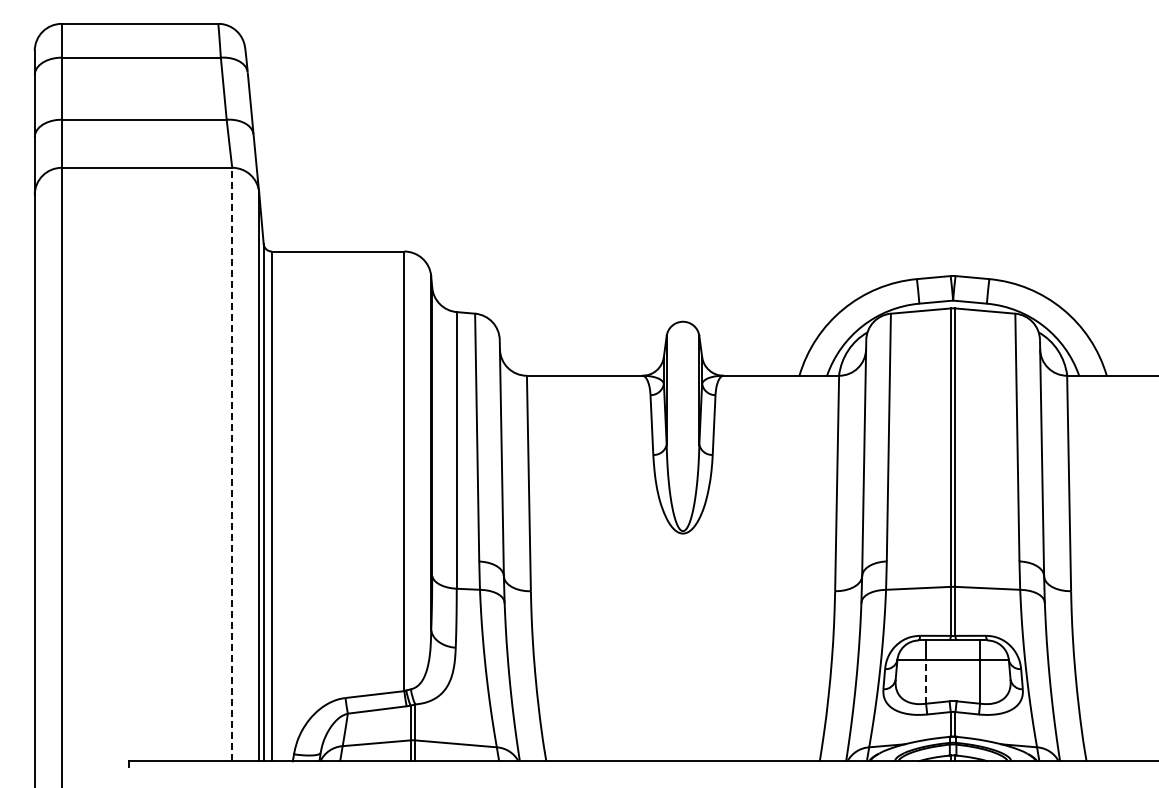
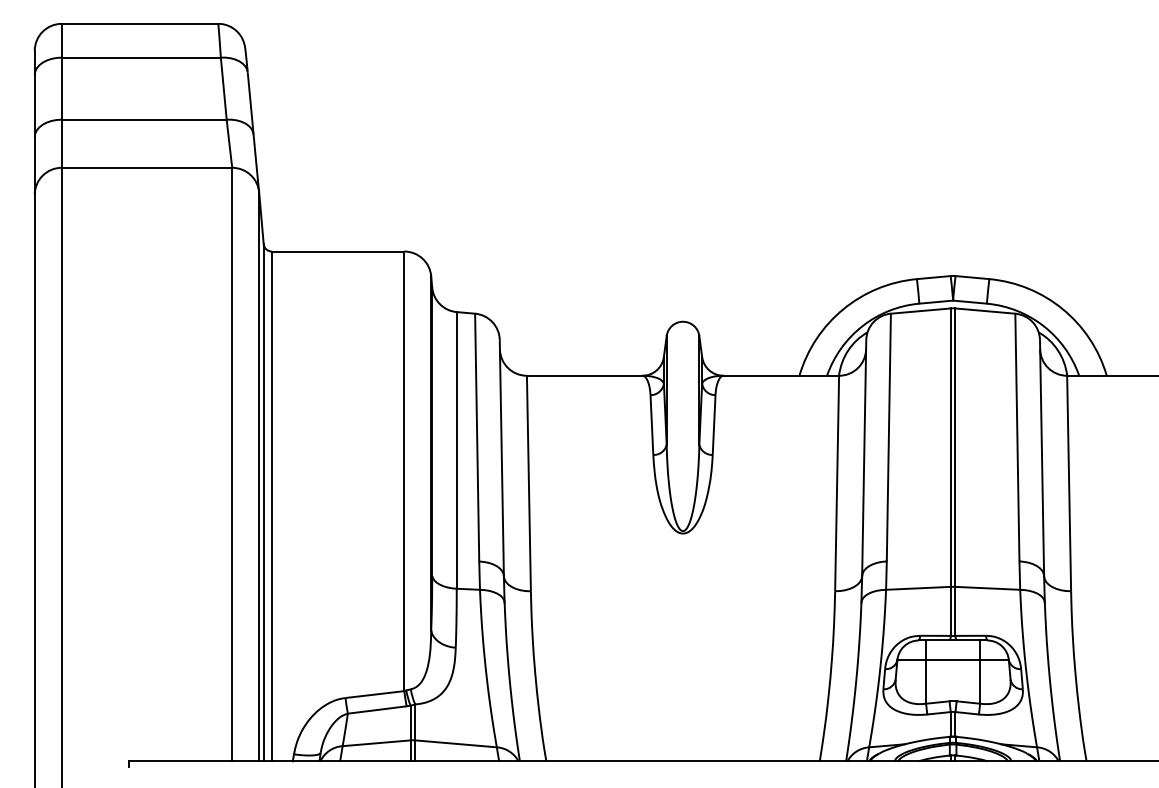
line: dashed -> solid (232, 464)
line: dashed -> solid (926, 681)
